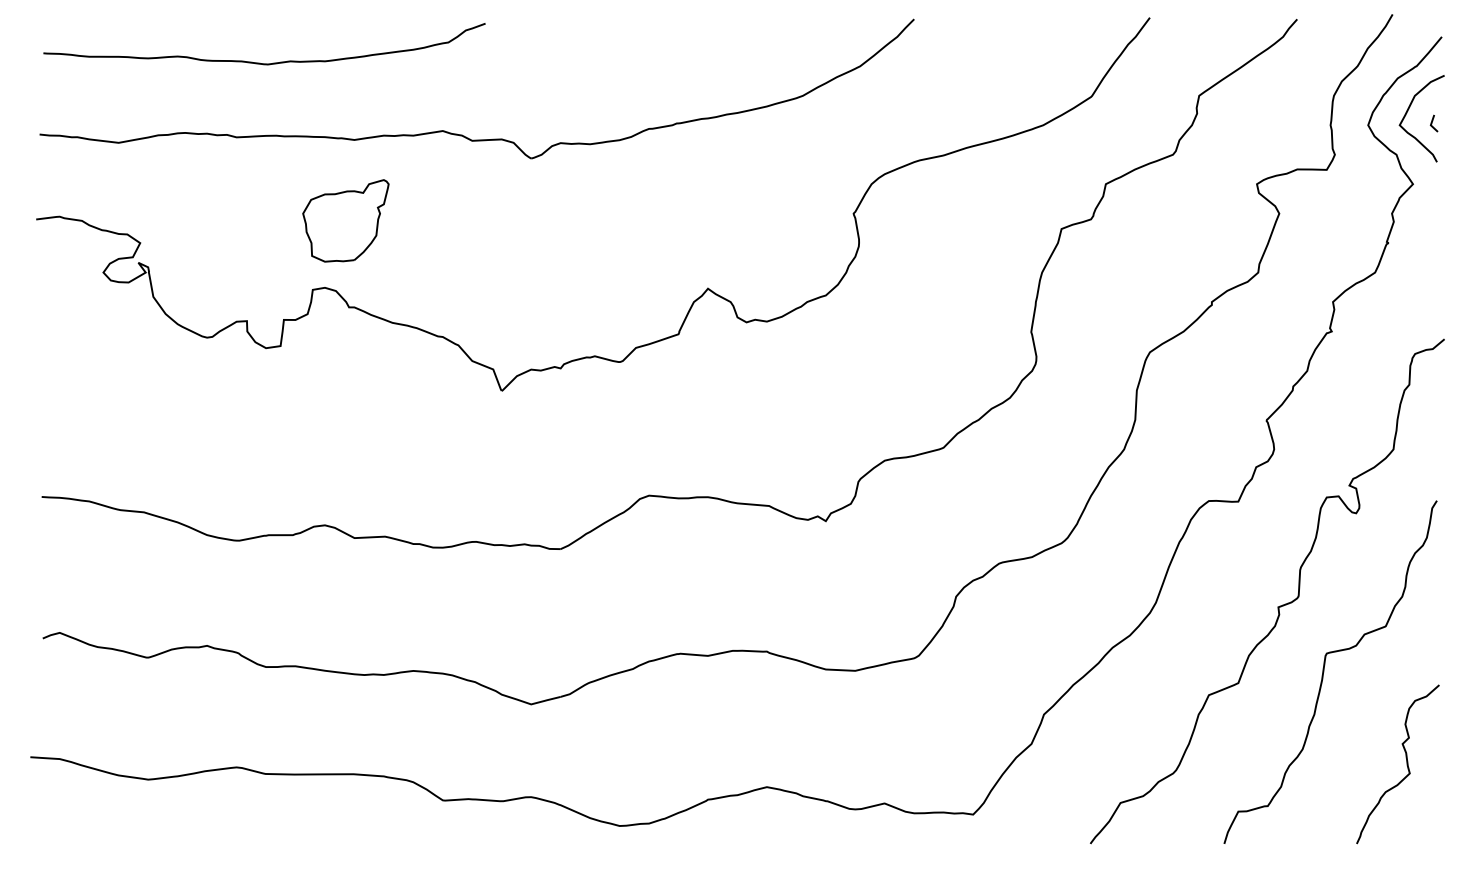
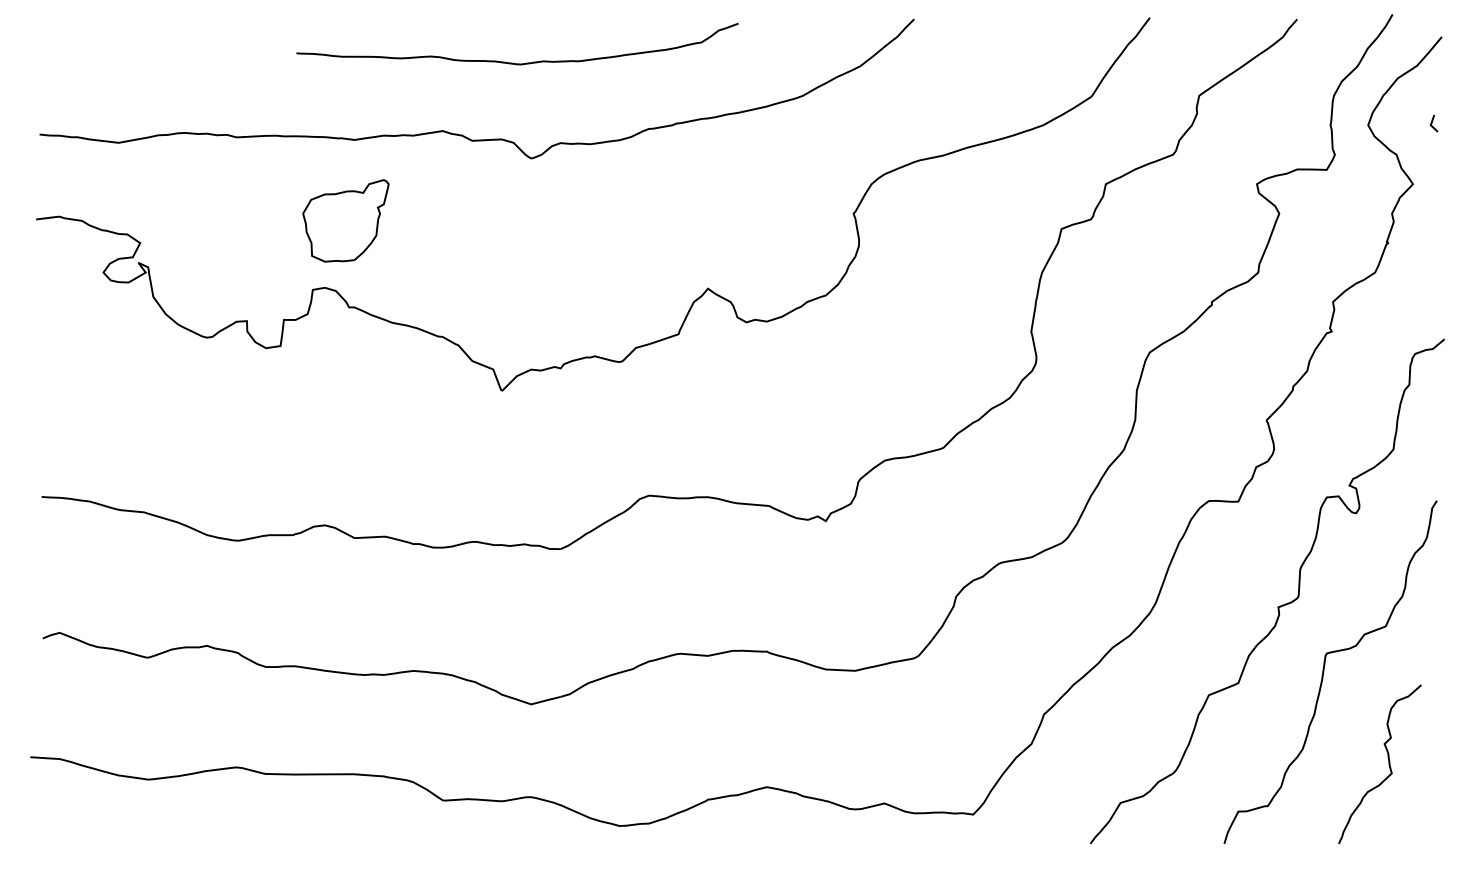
curve position: (259, 62) -> (512, 62) (512, 62)
curve: present -> none (1408, 111)
curve position: (1406, 764) -> (1388, 764) (1388, 764)
